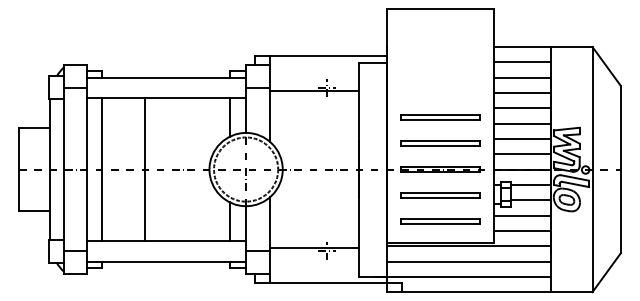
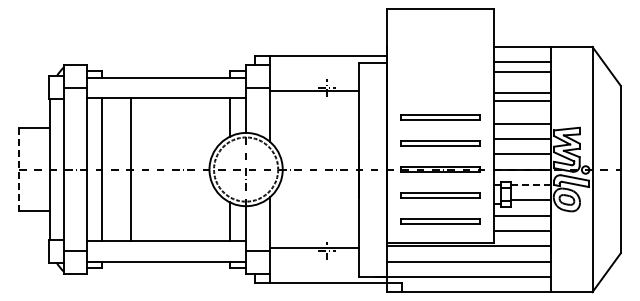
line position: (522, 77) -> (522, 71) (522, 71)
line position: (522, 108) -> (522, 101) (522, 101)
line position: (145, 169) -> (131, 169) (131, 169)
line: solid -> dashed (19, 170)
line: solid -> dashed (530, 184)
